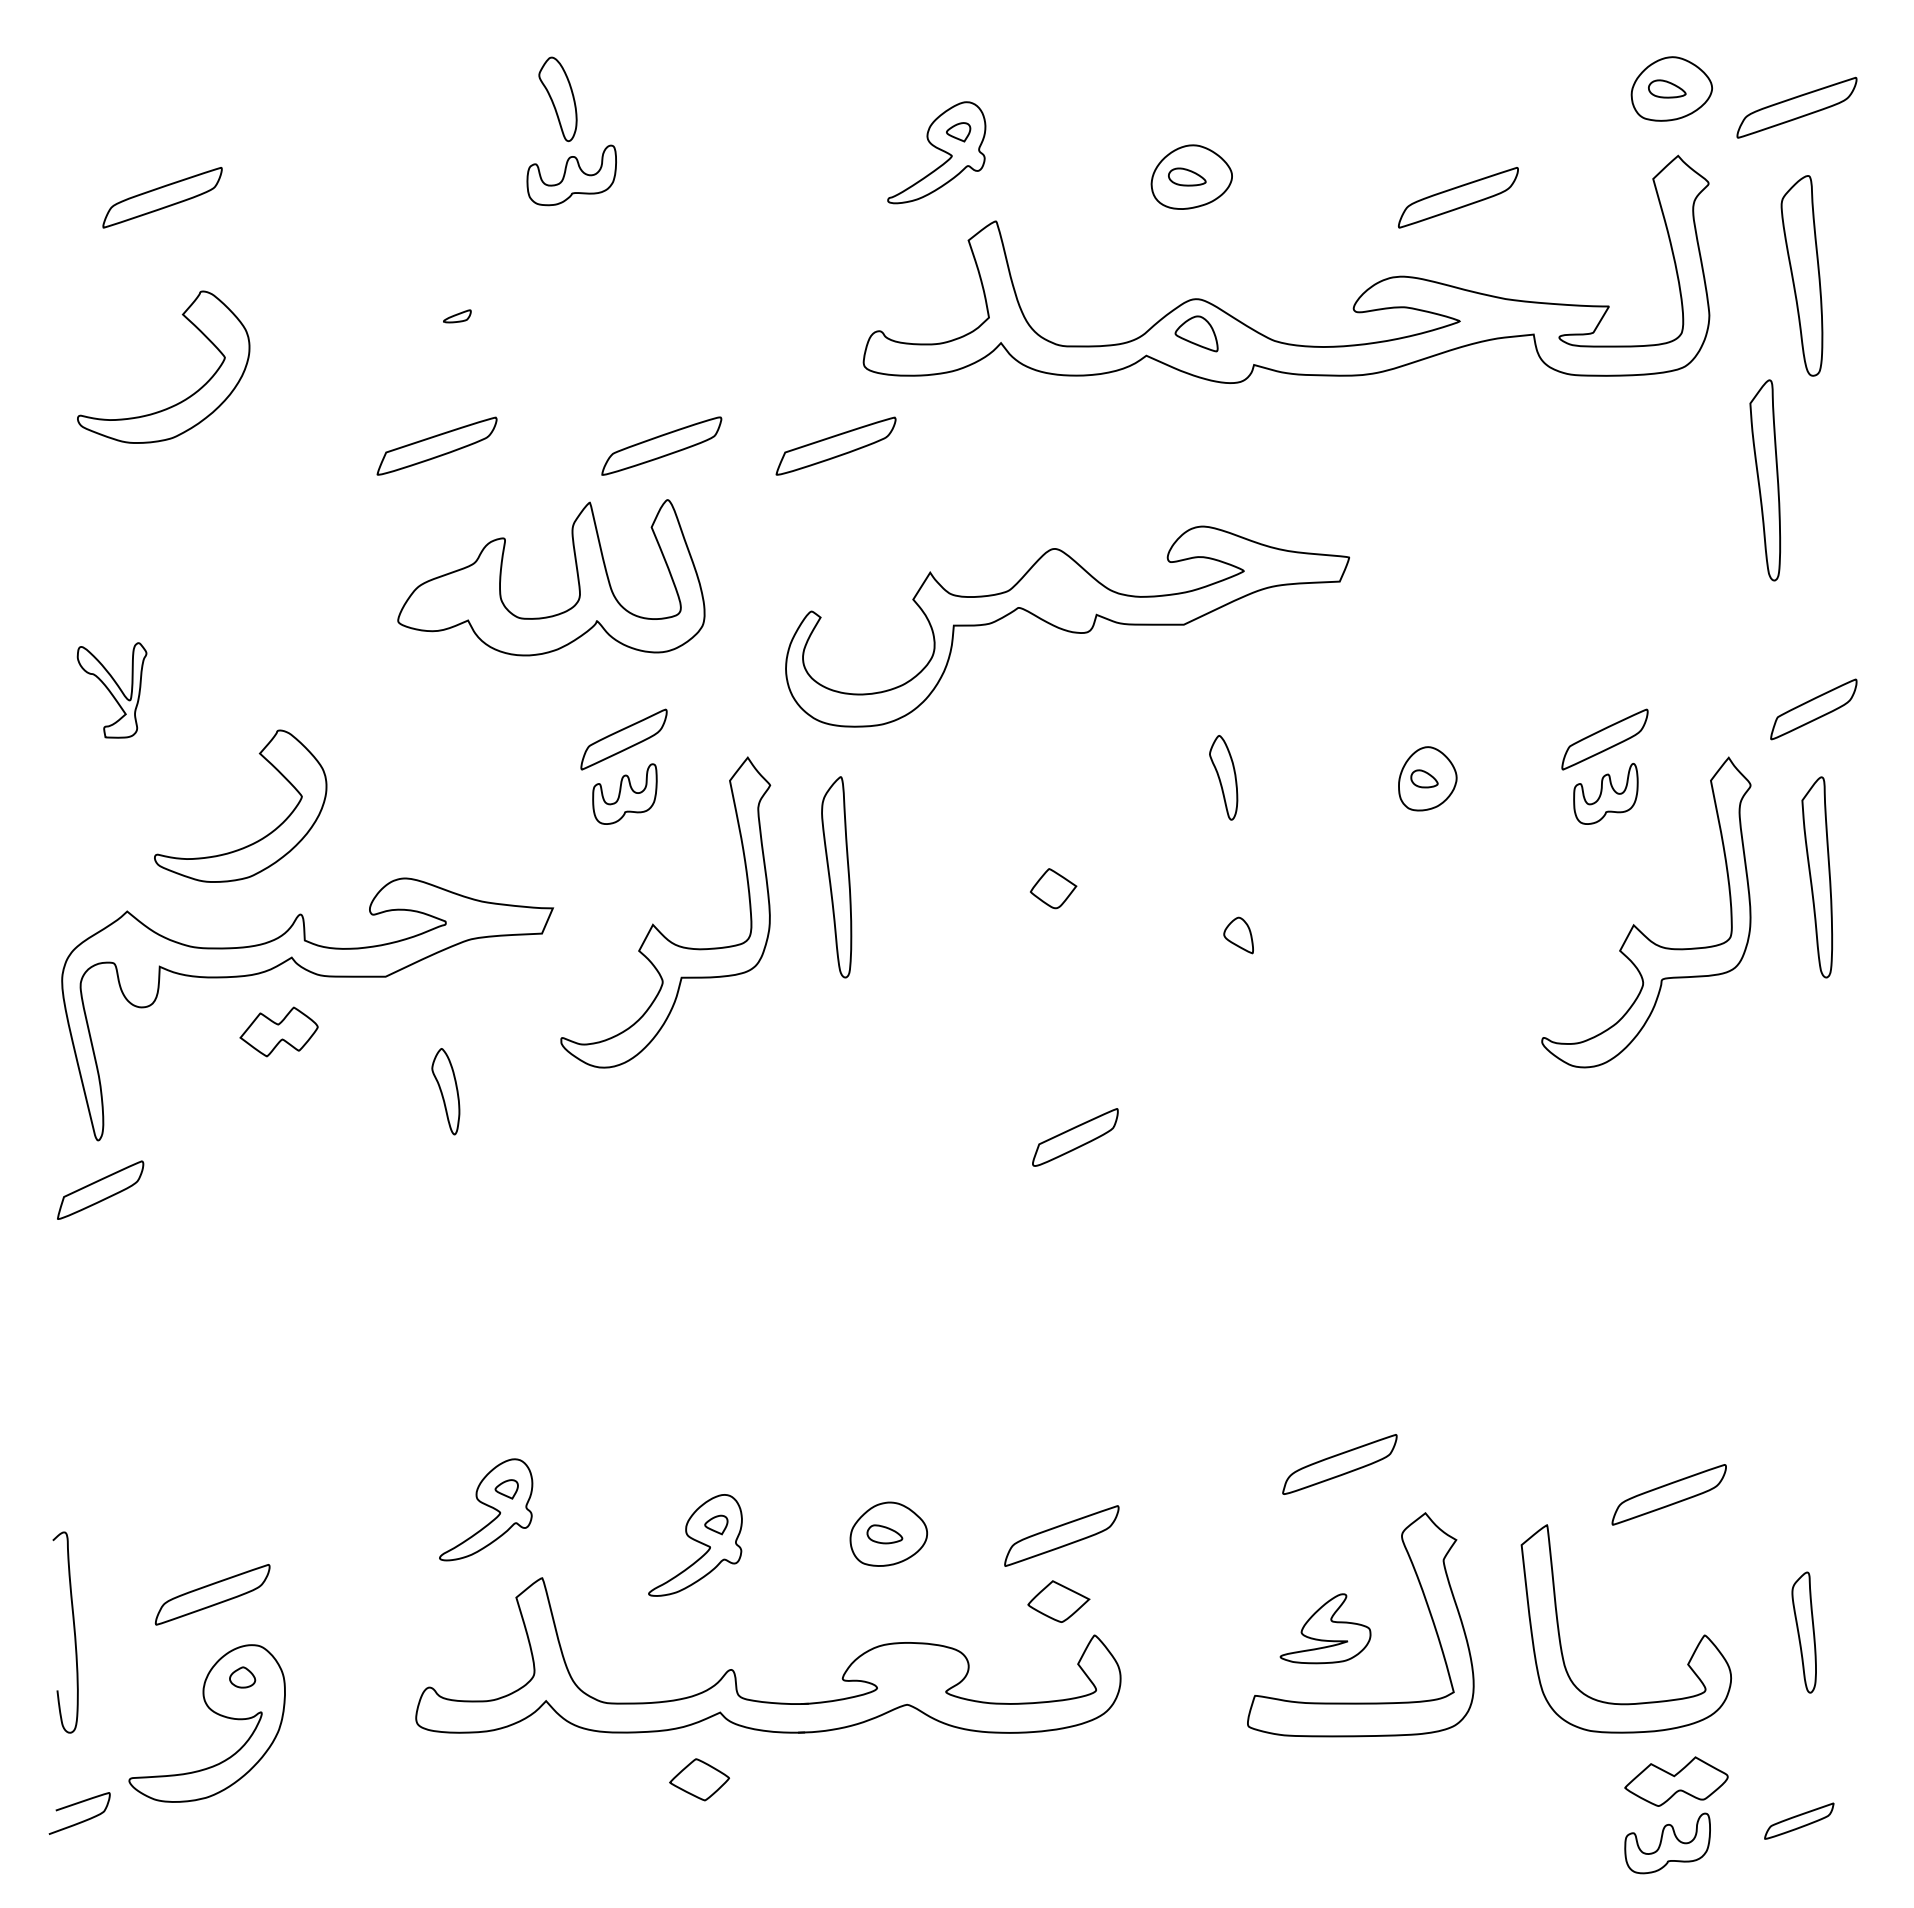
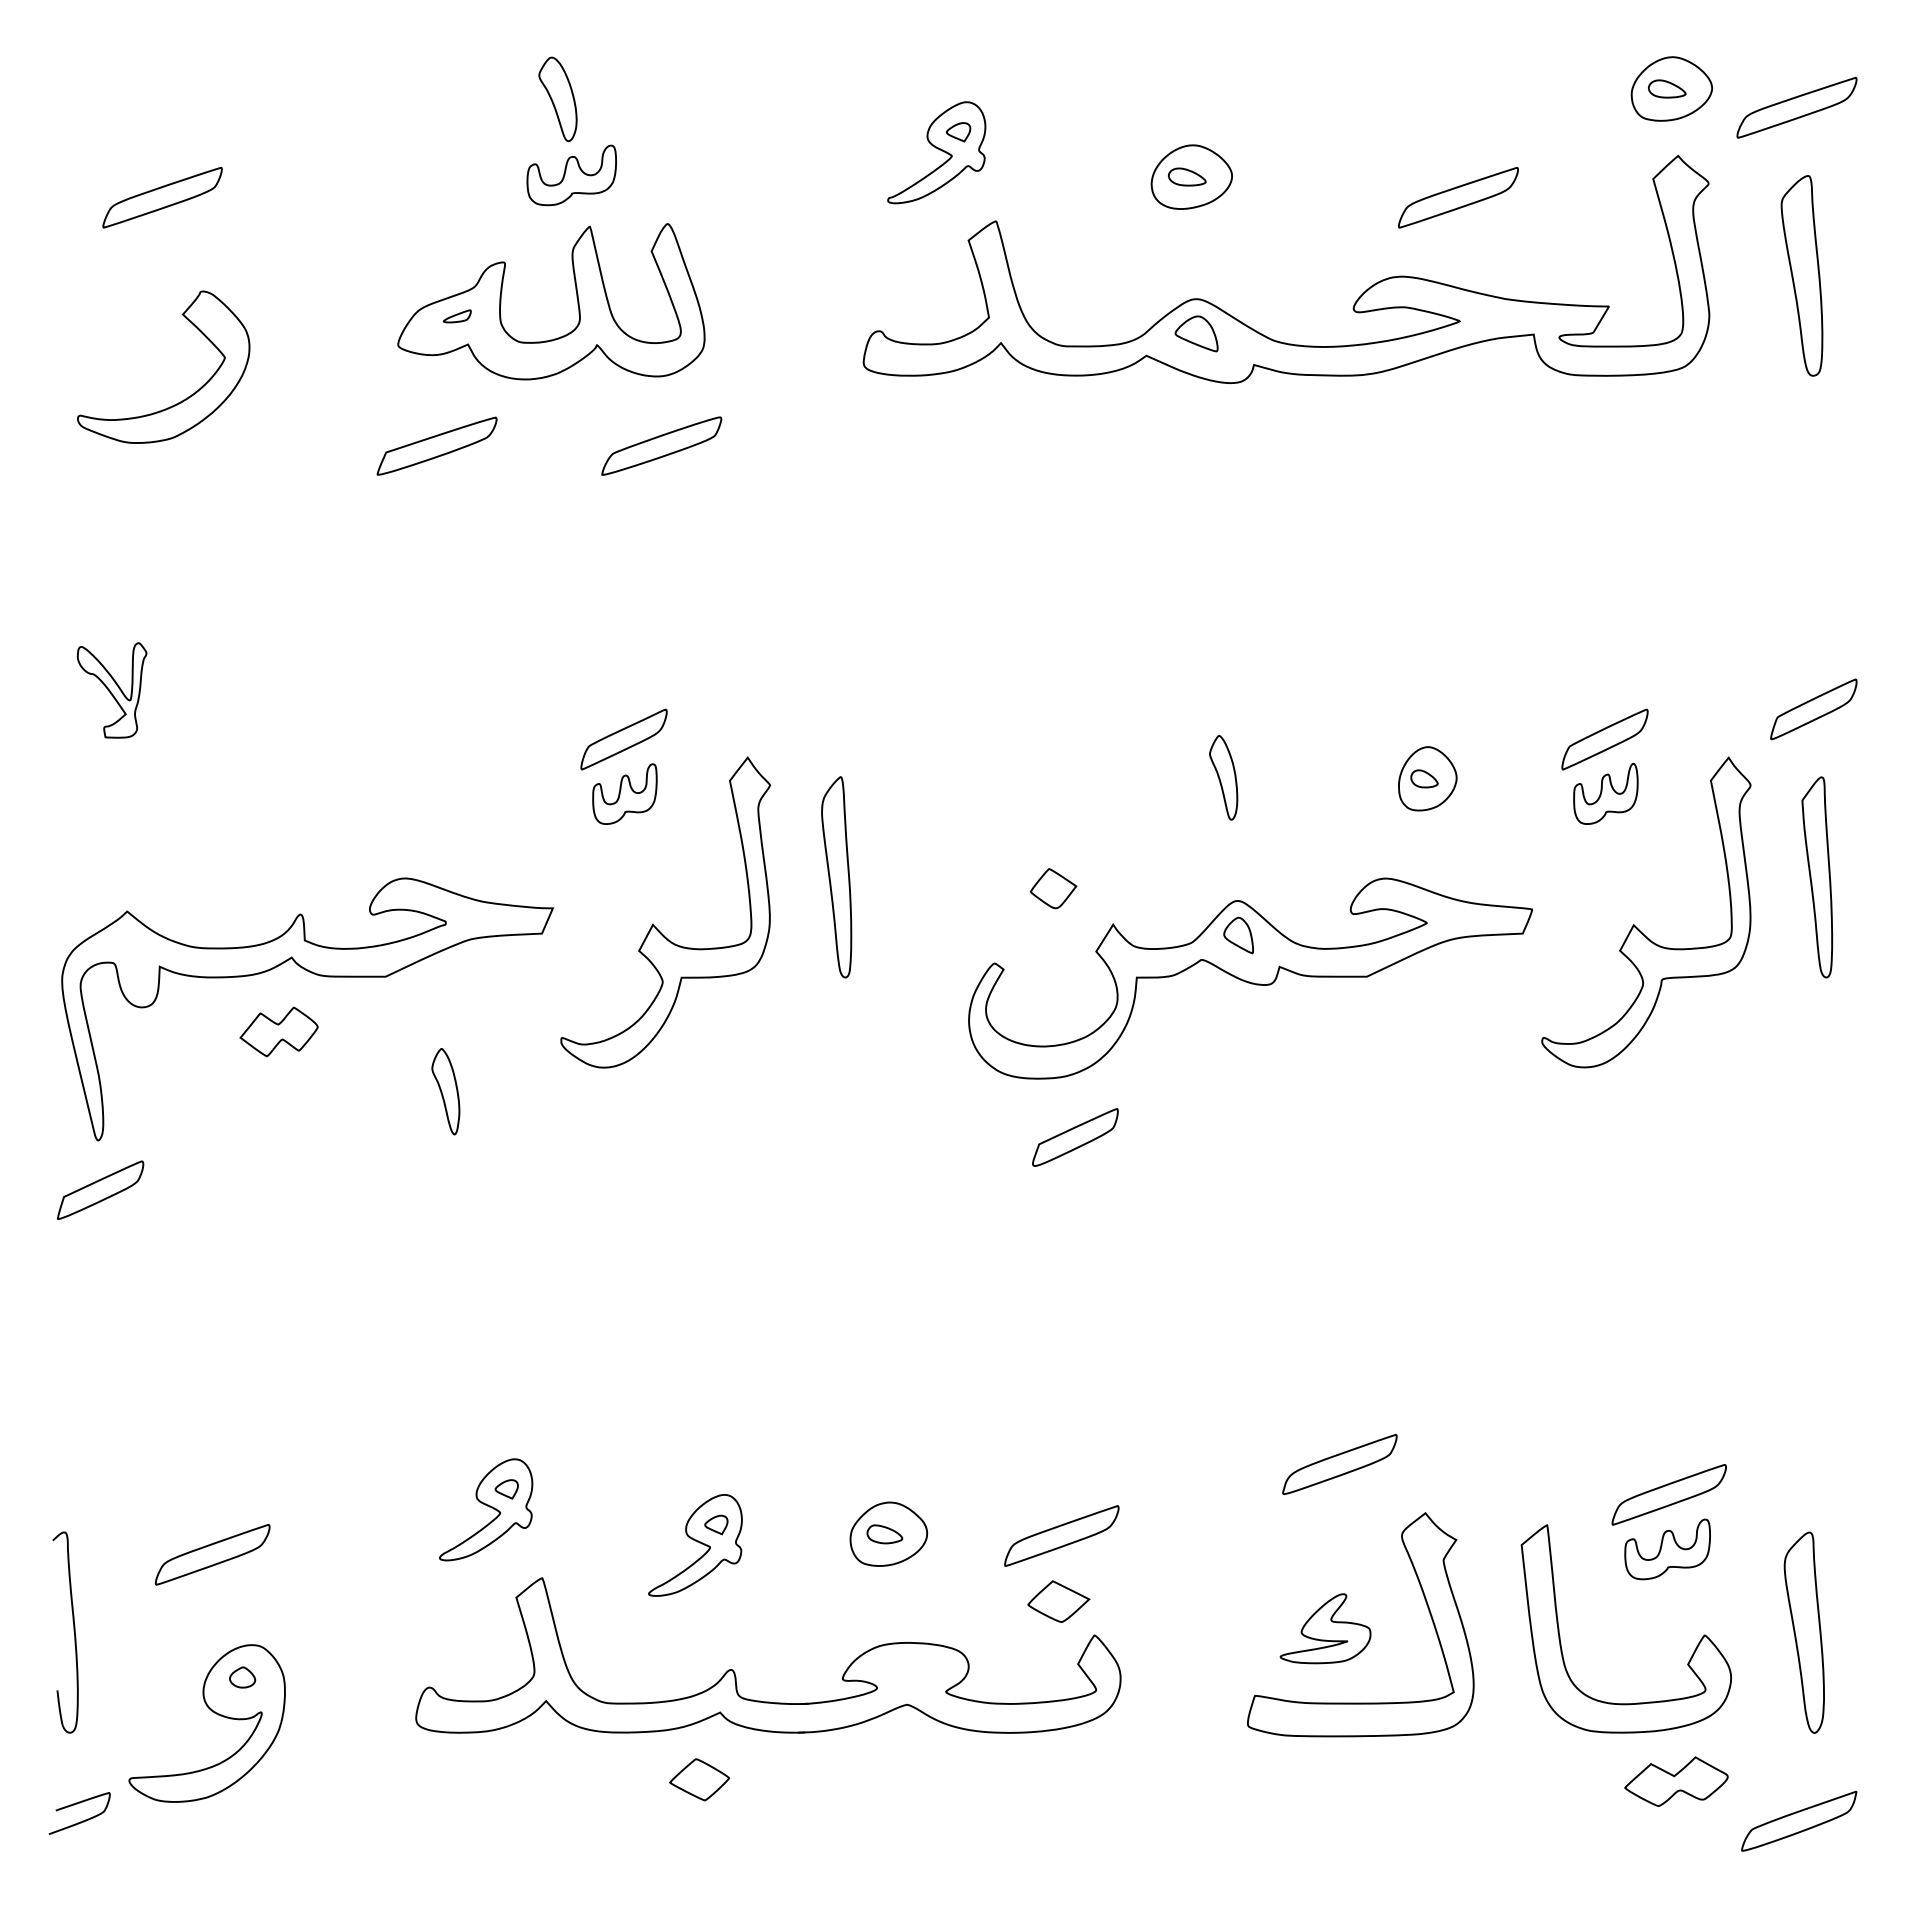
part: present -> none (835, 445)
part: present -> none (1764, 480)
part position: (576, 573) -> (576, 297) (576, 297)
part position: (1067, 626) -> (1250, 978) (1250, 978)
part: present -> none (260, 838)
part position: (212, 1594) -> (212, 1554) (212, 1554)
part size: 26x123 px -> 42x203 px (1803, 1632)
part size: 71x38 px -> 117x62 px (1799, 1820)
part position: (1667, 1843) -> (1667, 1549) (1667, 1549)
